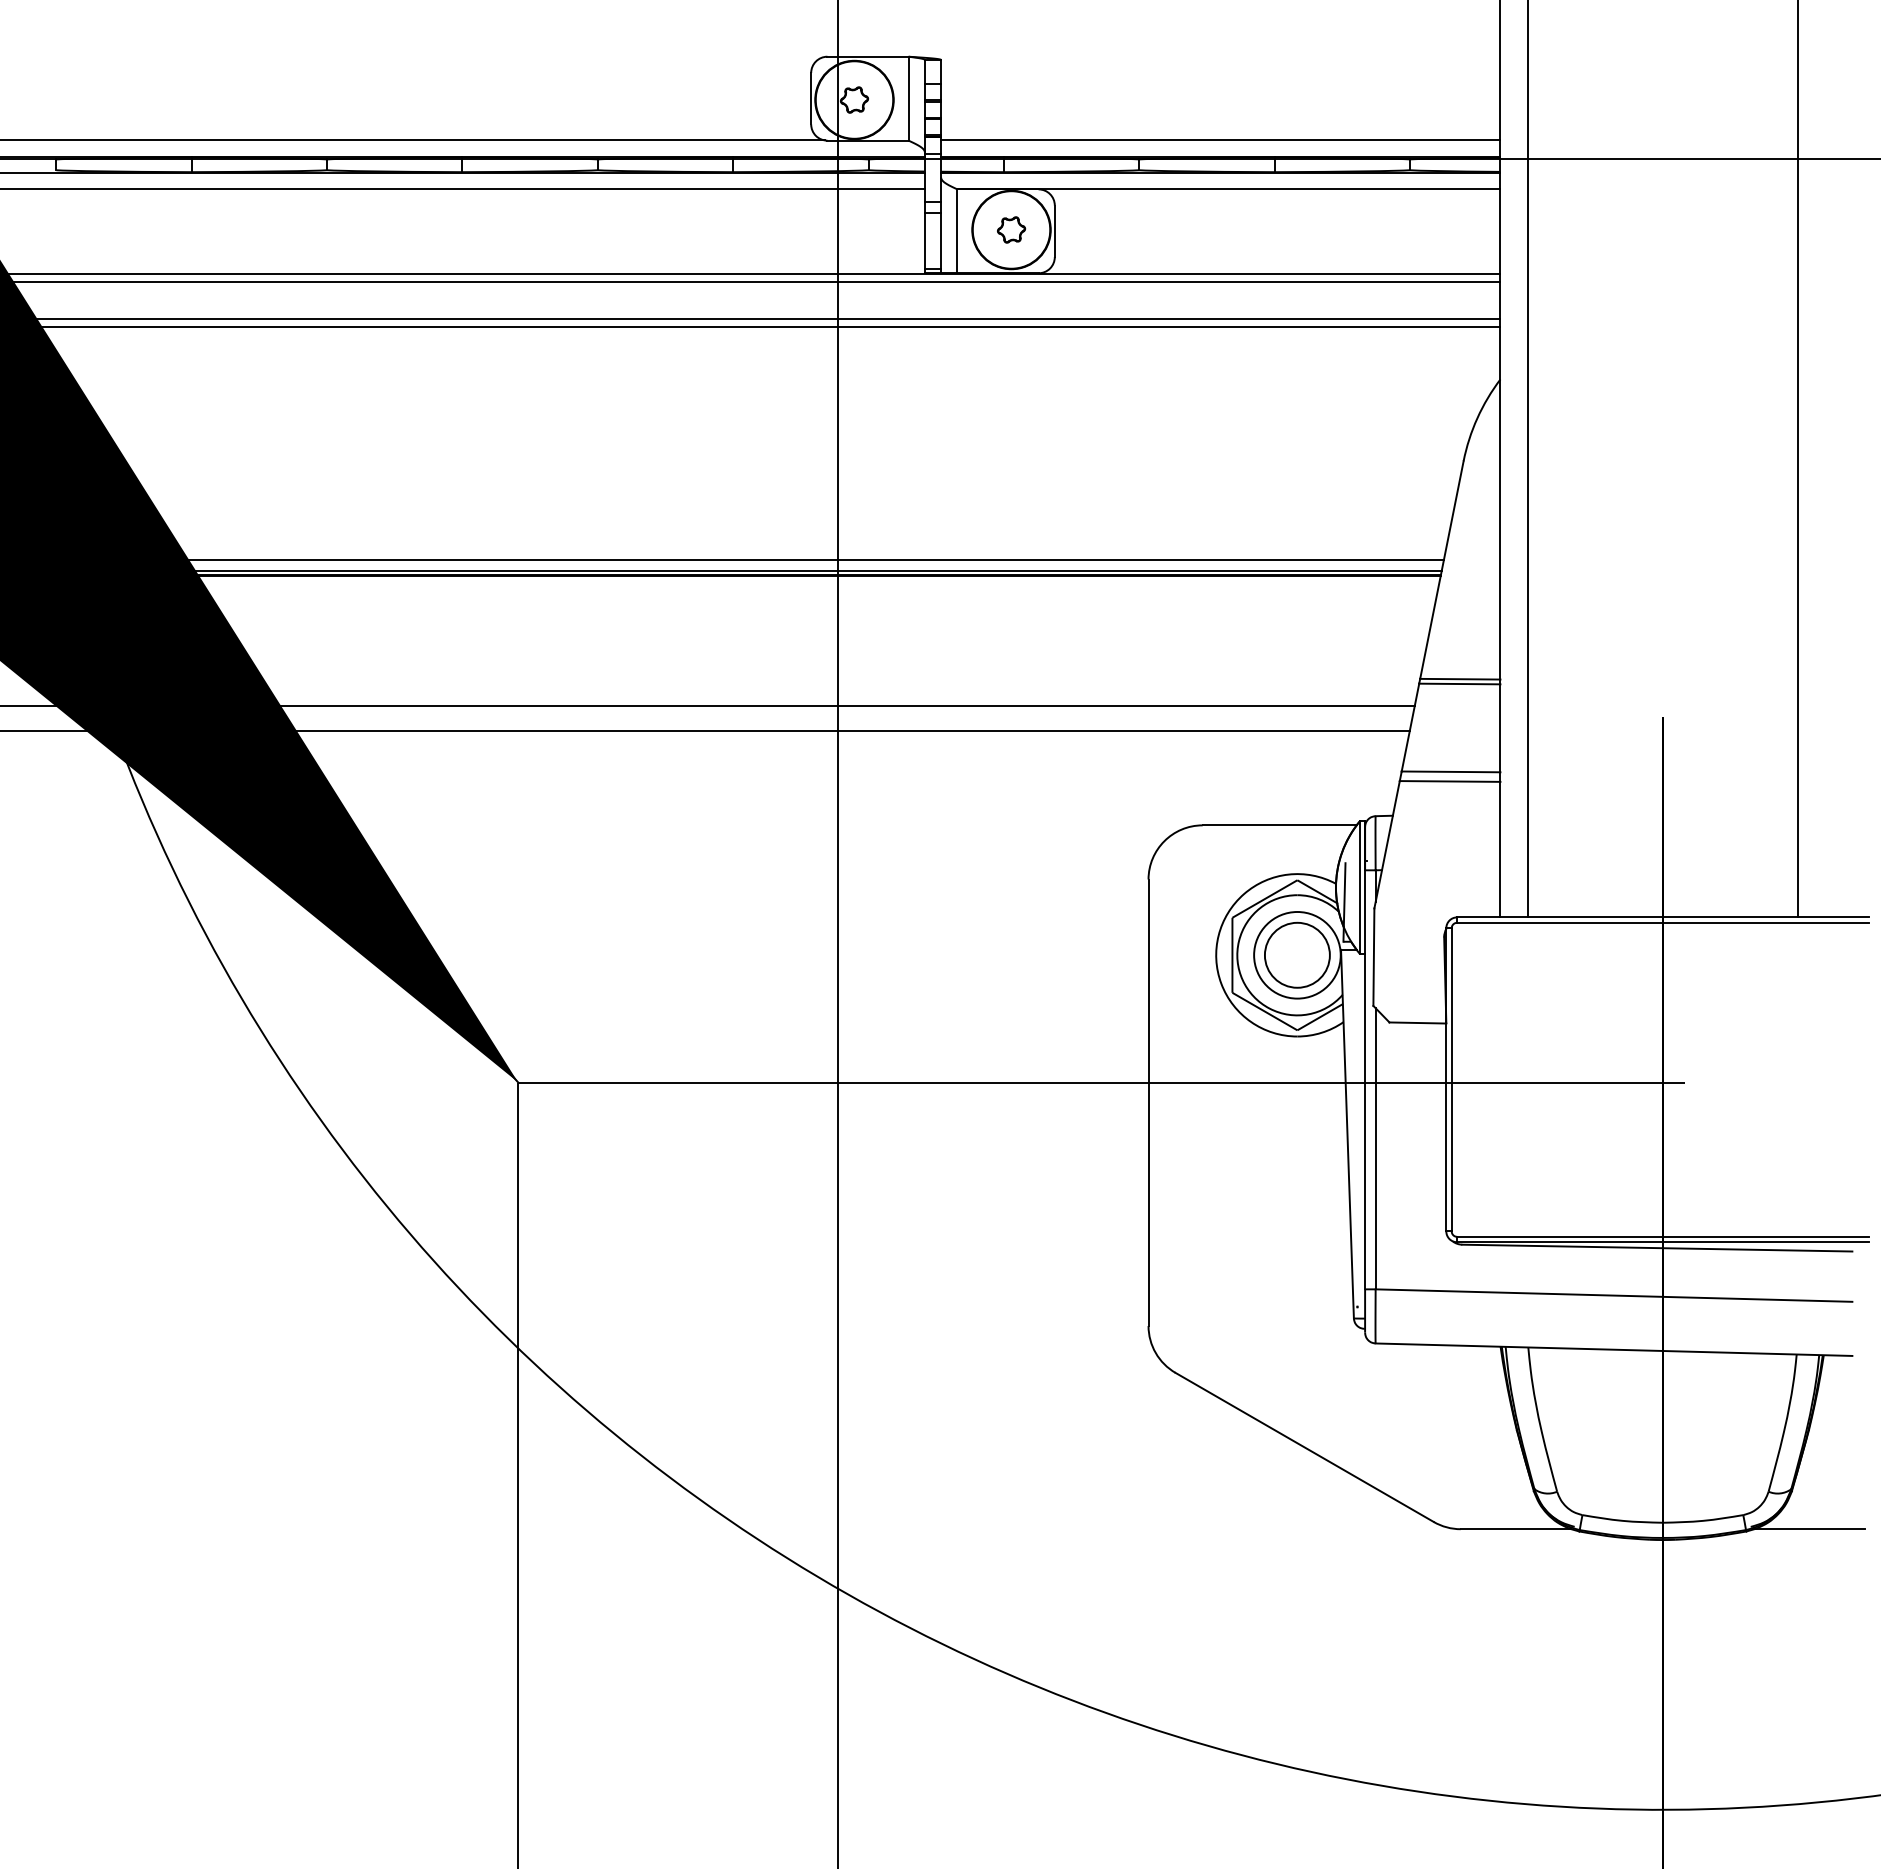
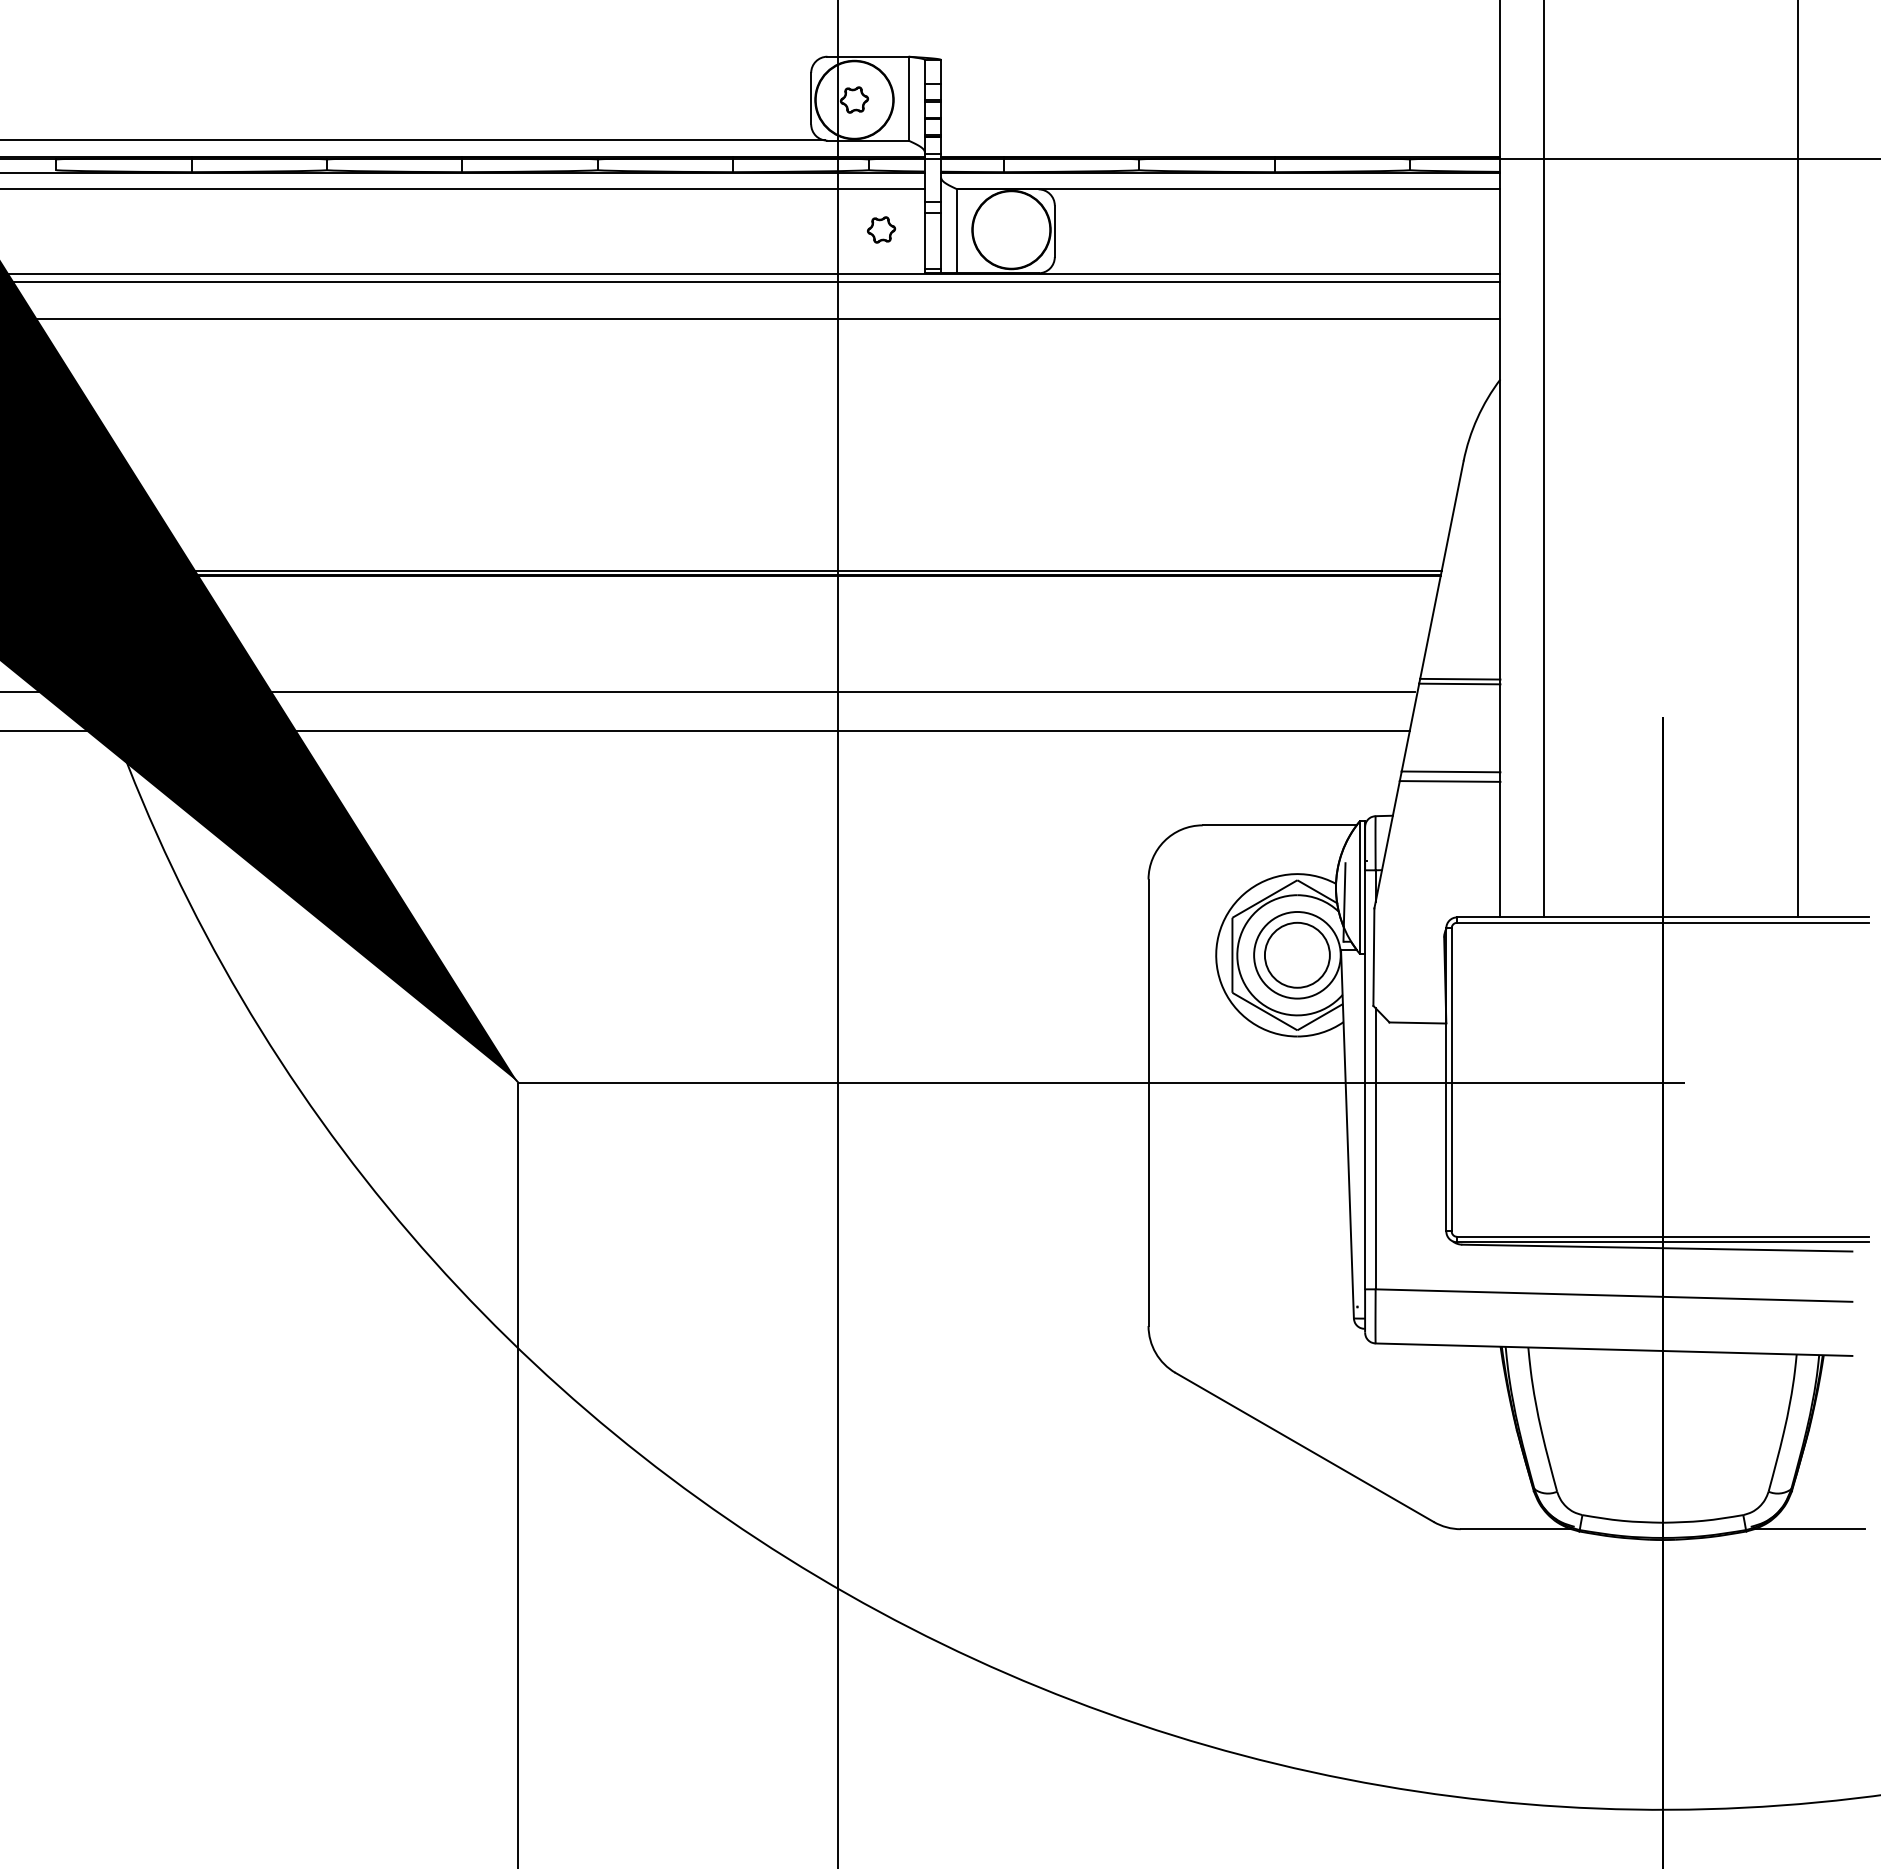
line: present -> none (1220, 140)
part position: (1011, 229) -> (881, 229) (881, 229)
line: present -> none (751, 327)
line position: (1527, 459) -> (1543, 459) (1543, 459)
line: present -> none (722, 560)
line position: (708, 706) -> (708, 692) (708, 692)
